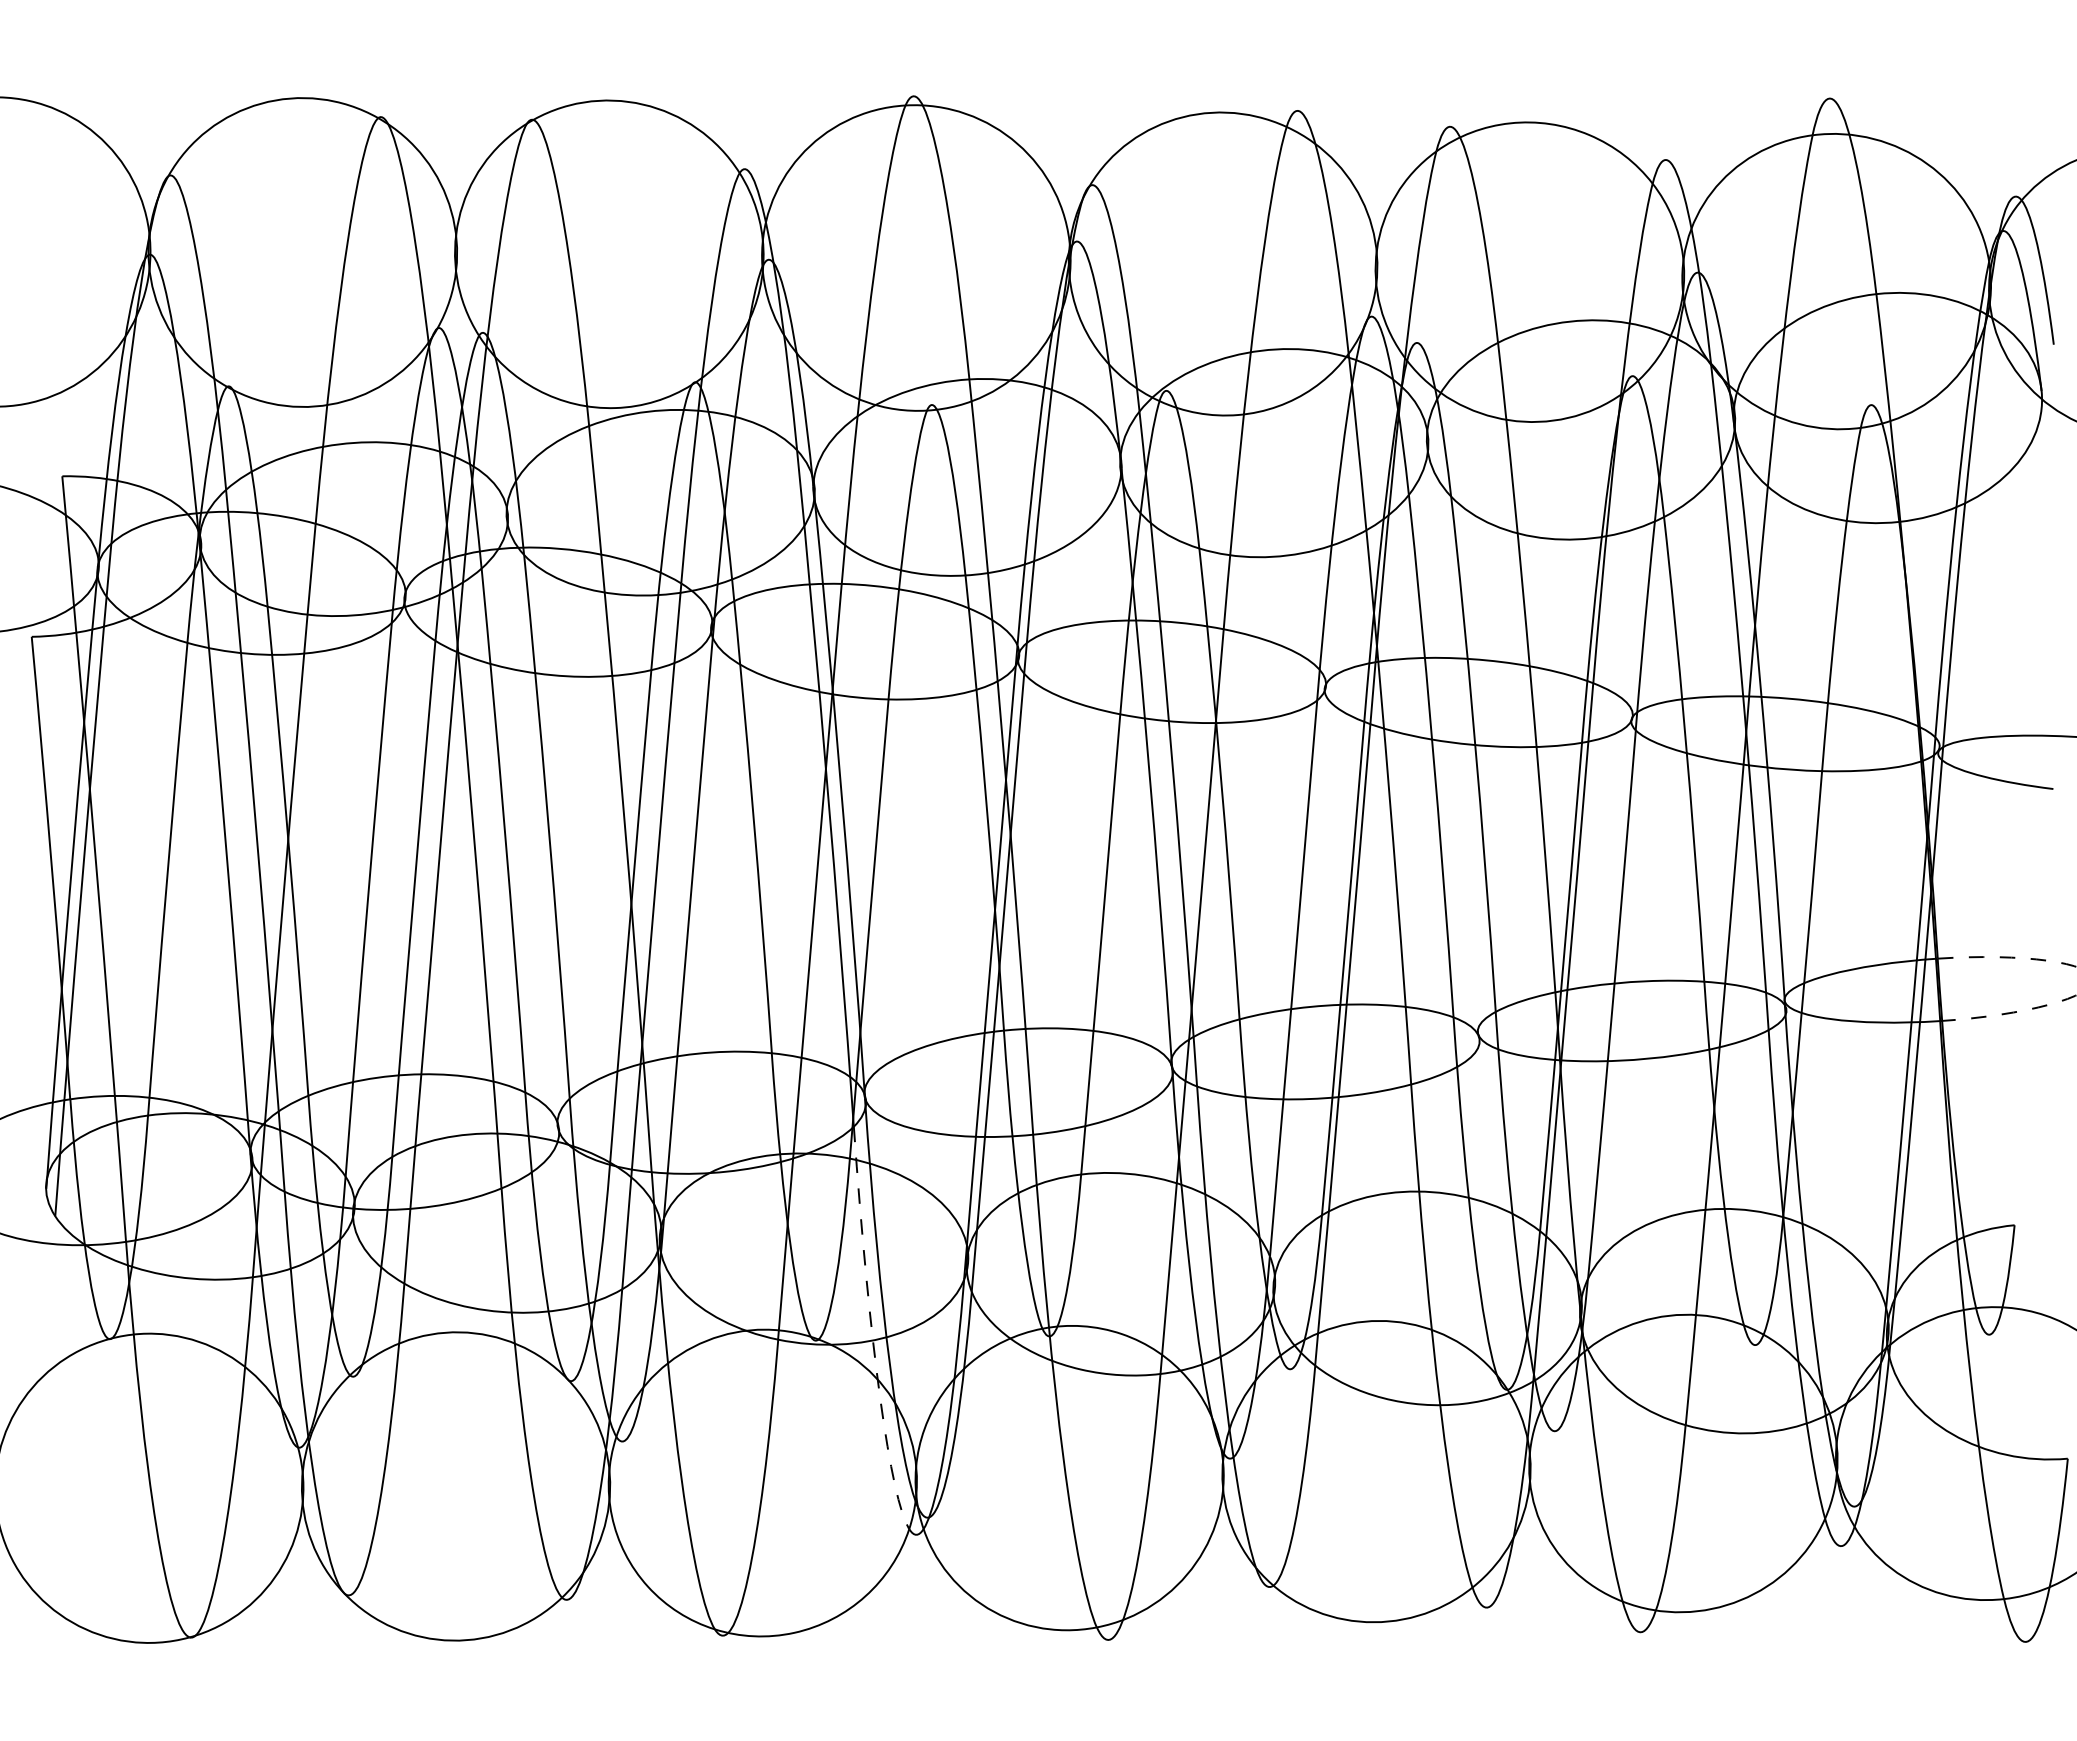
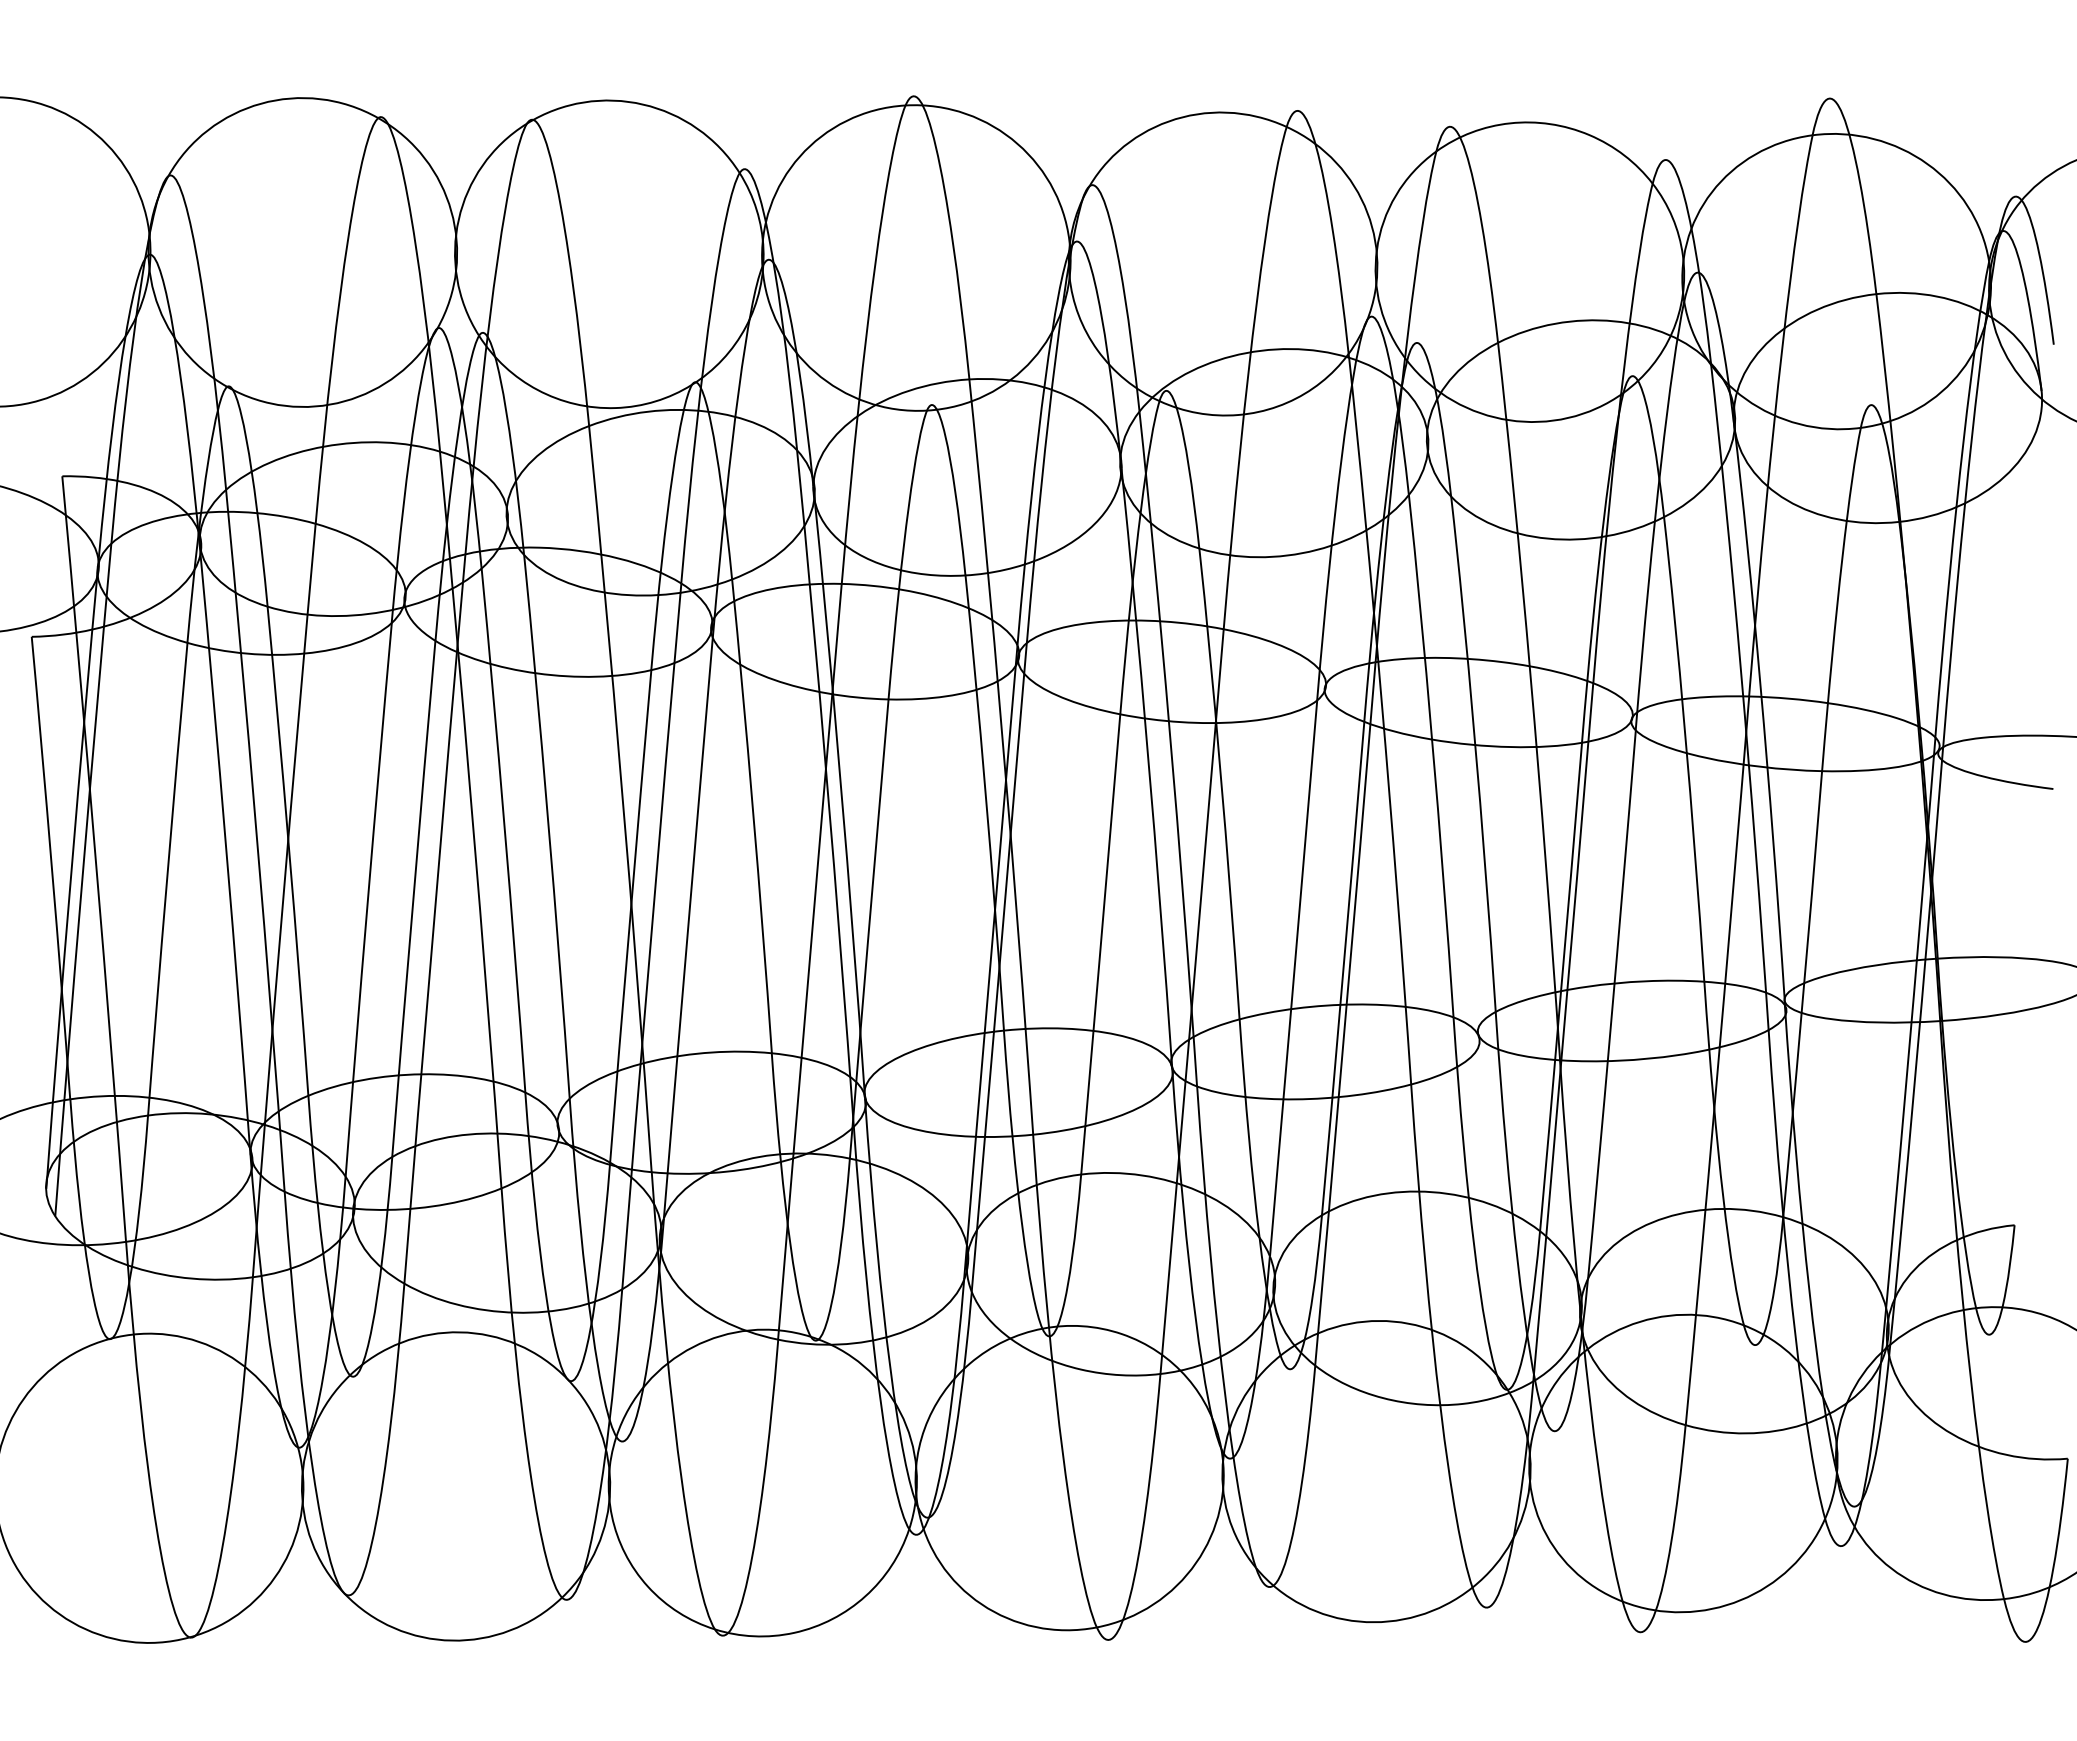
arc: dashed -> solid (2076, 966)
arc: dashed -> solid (872, 1336)
